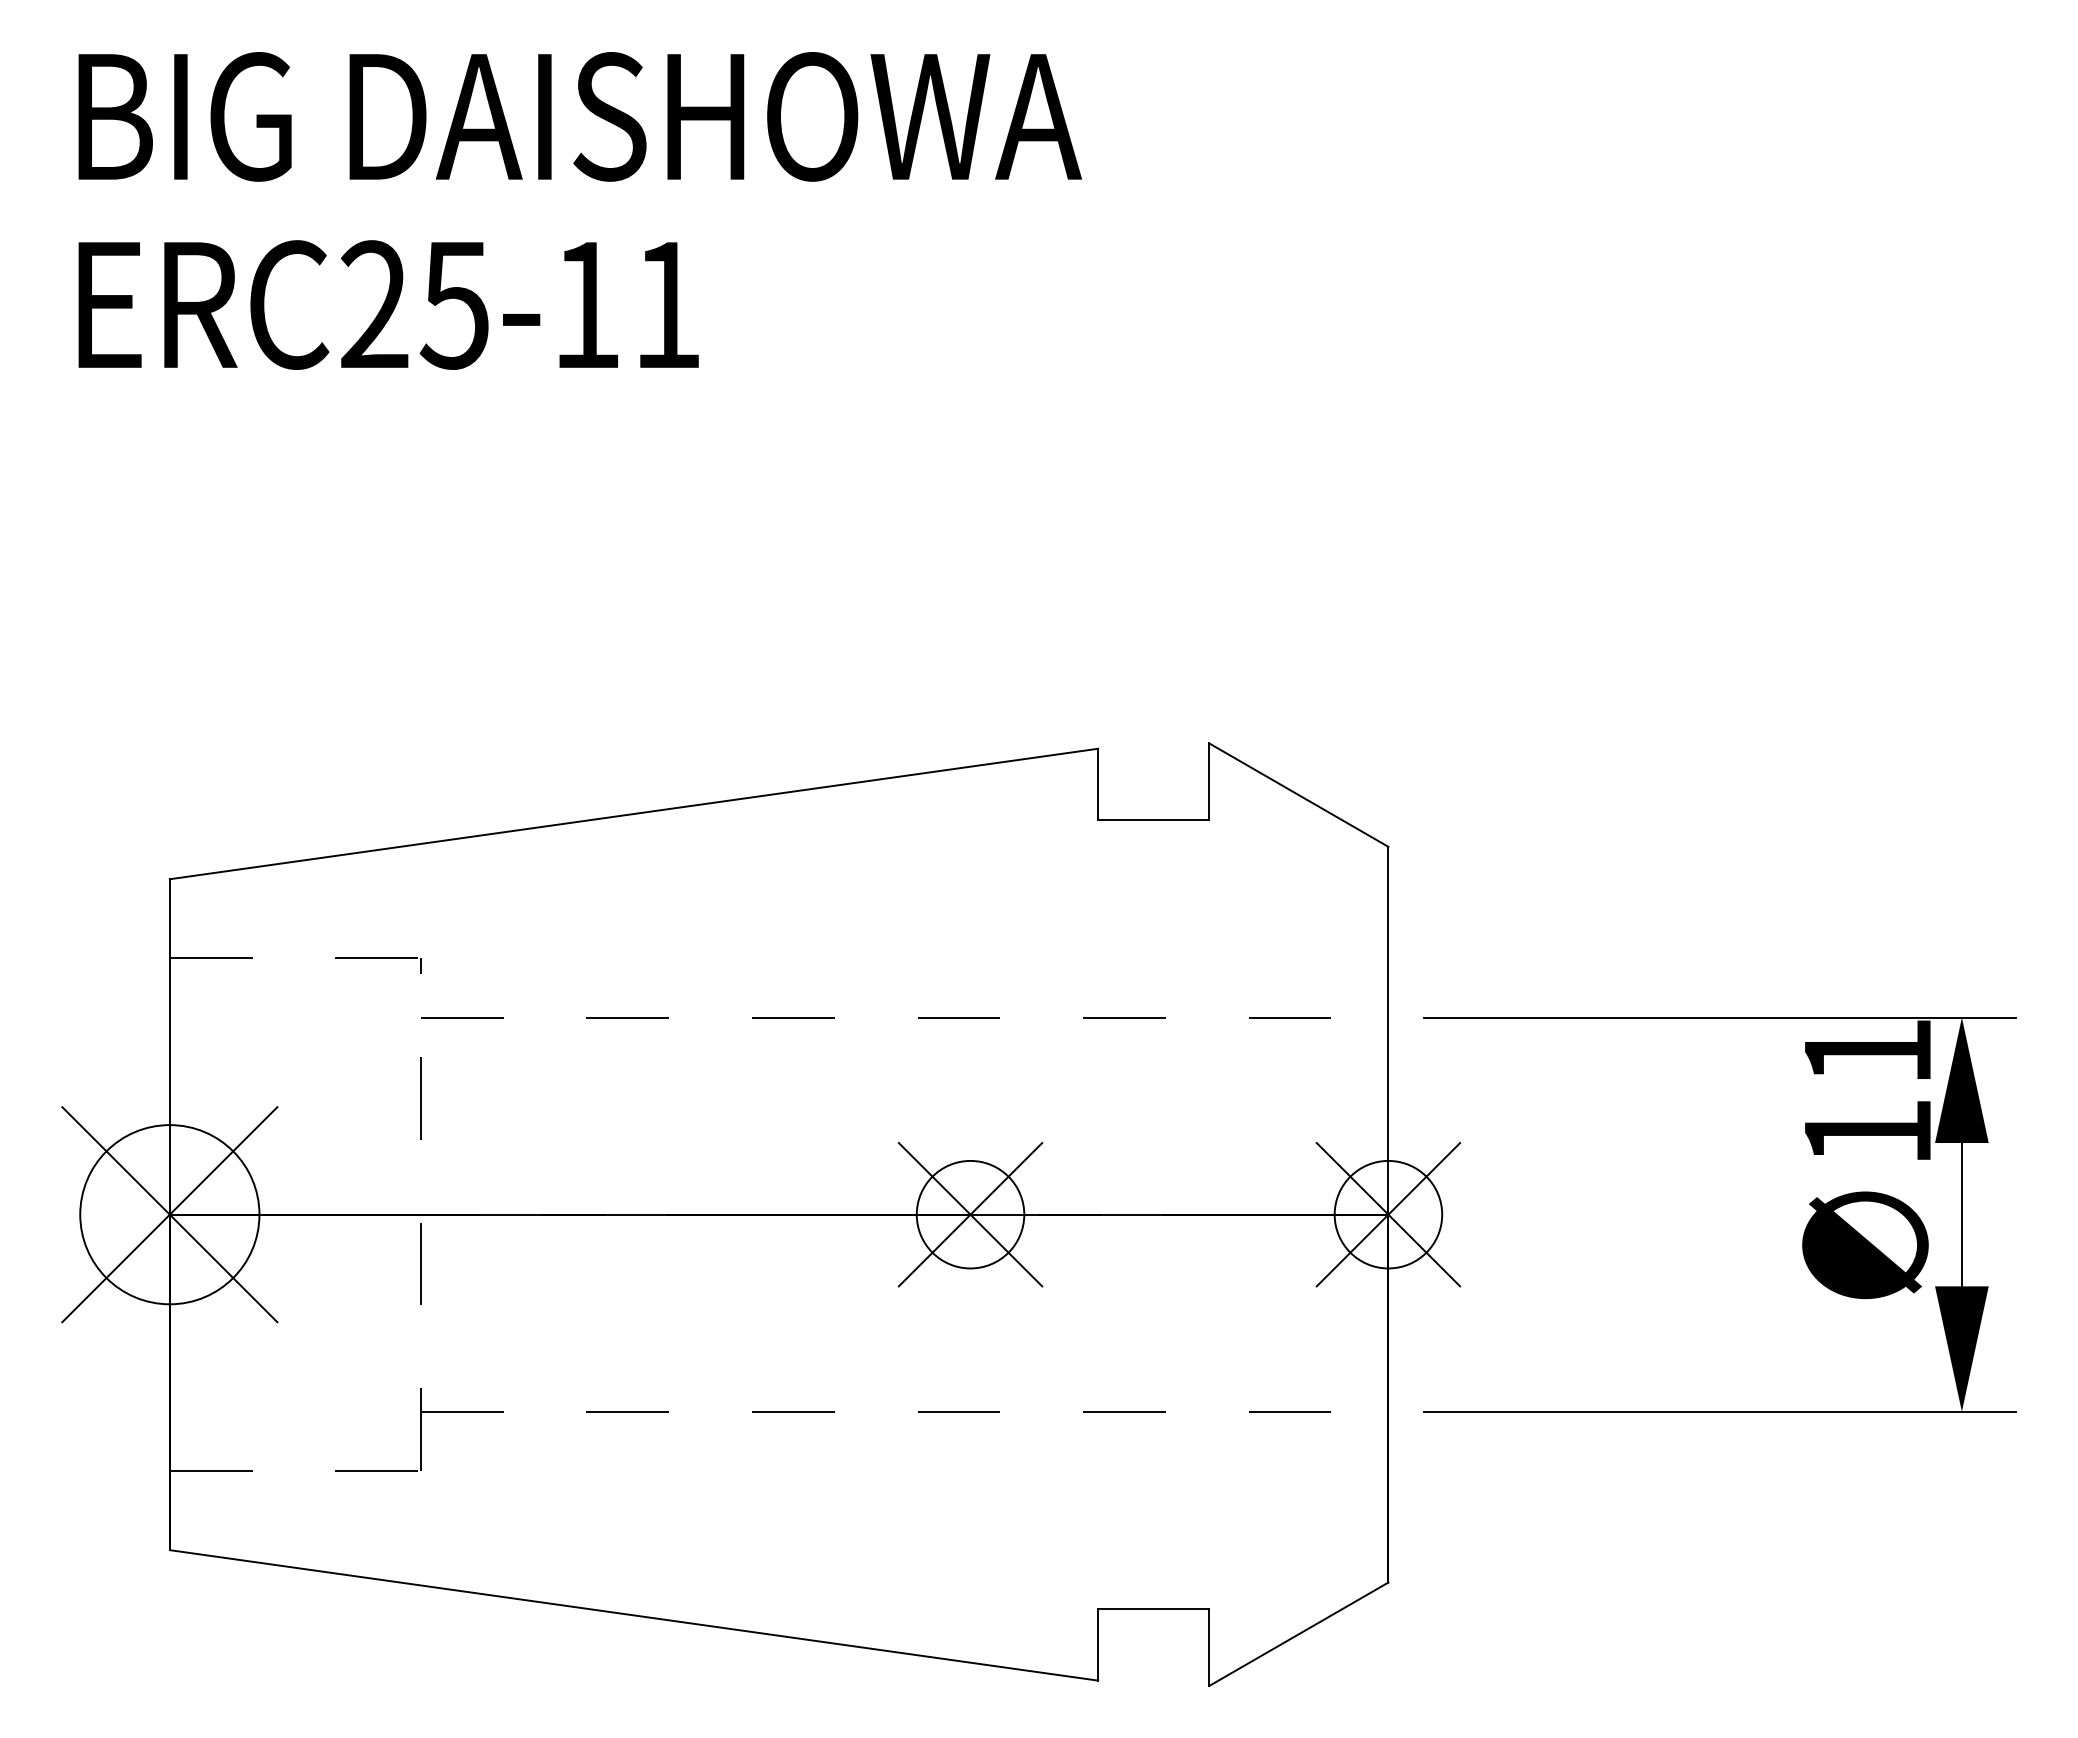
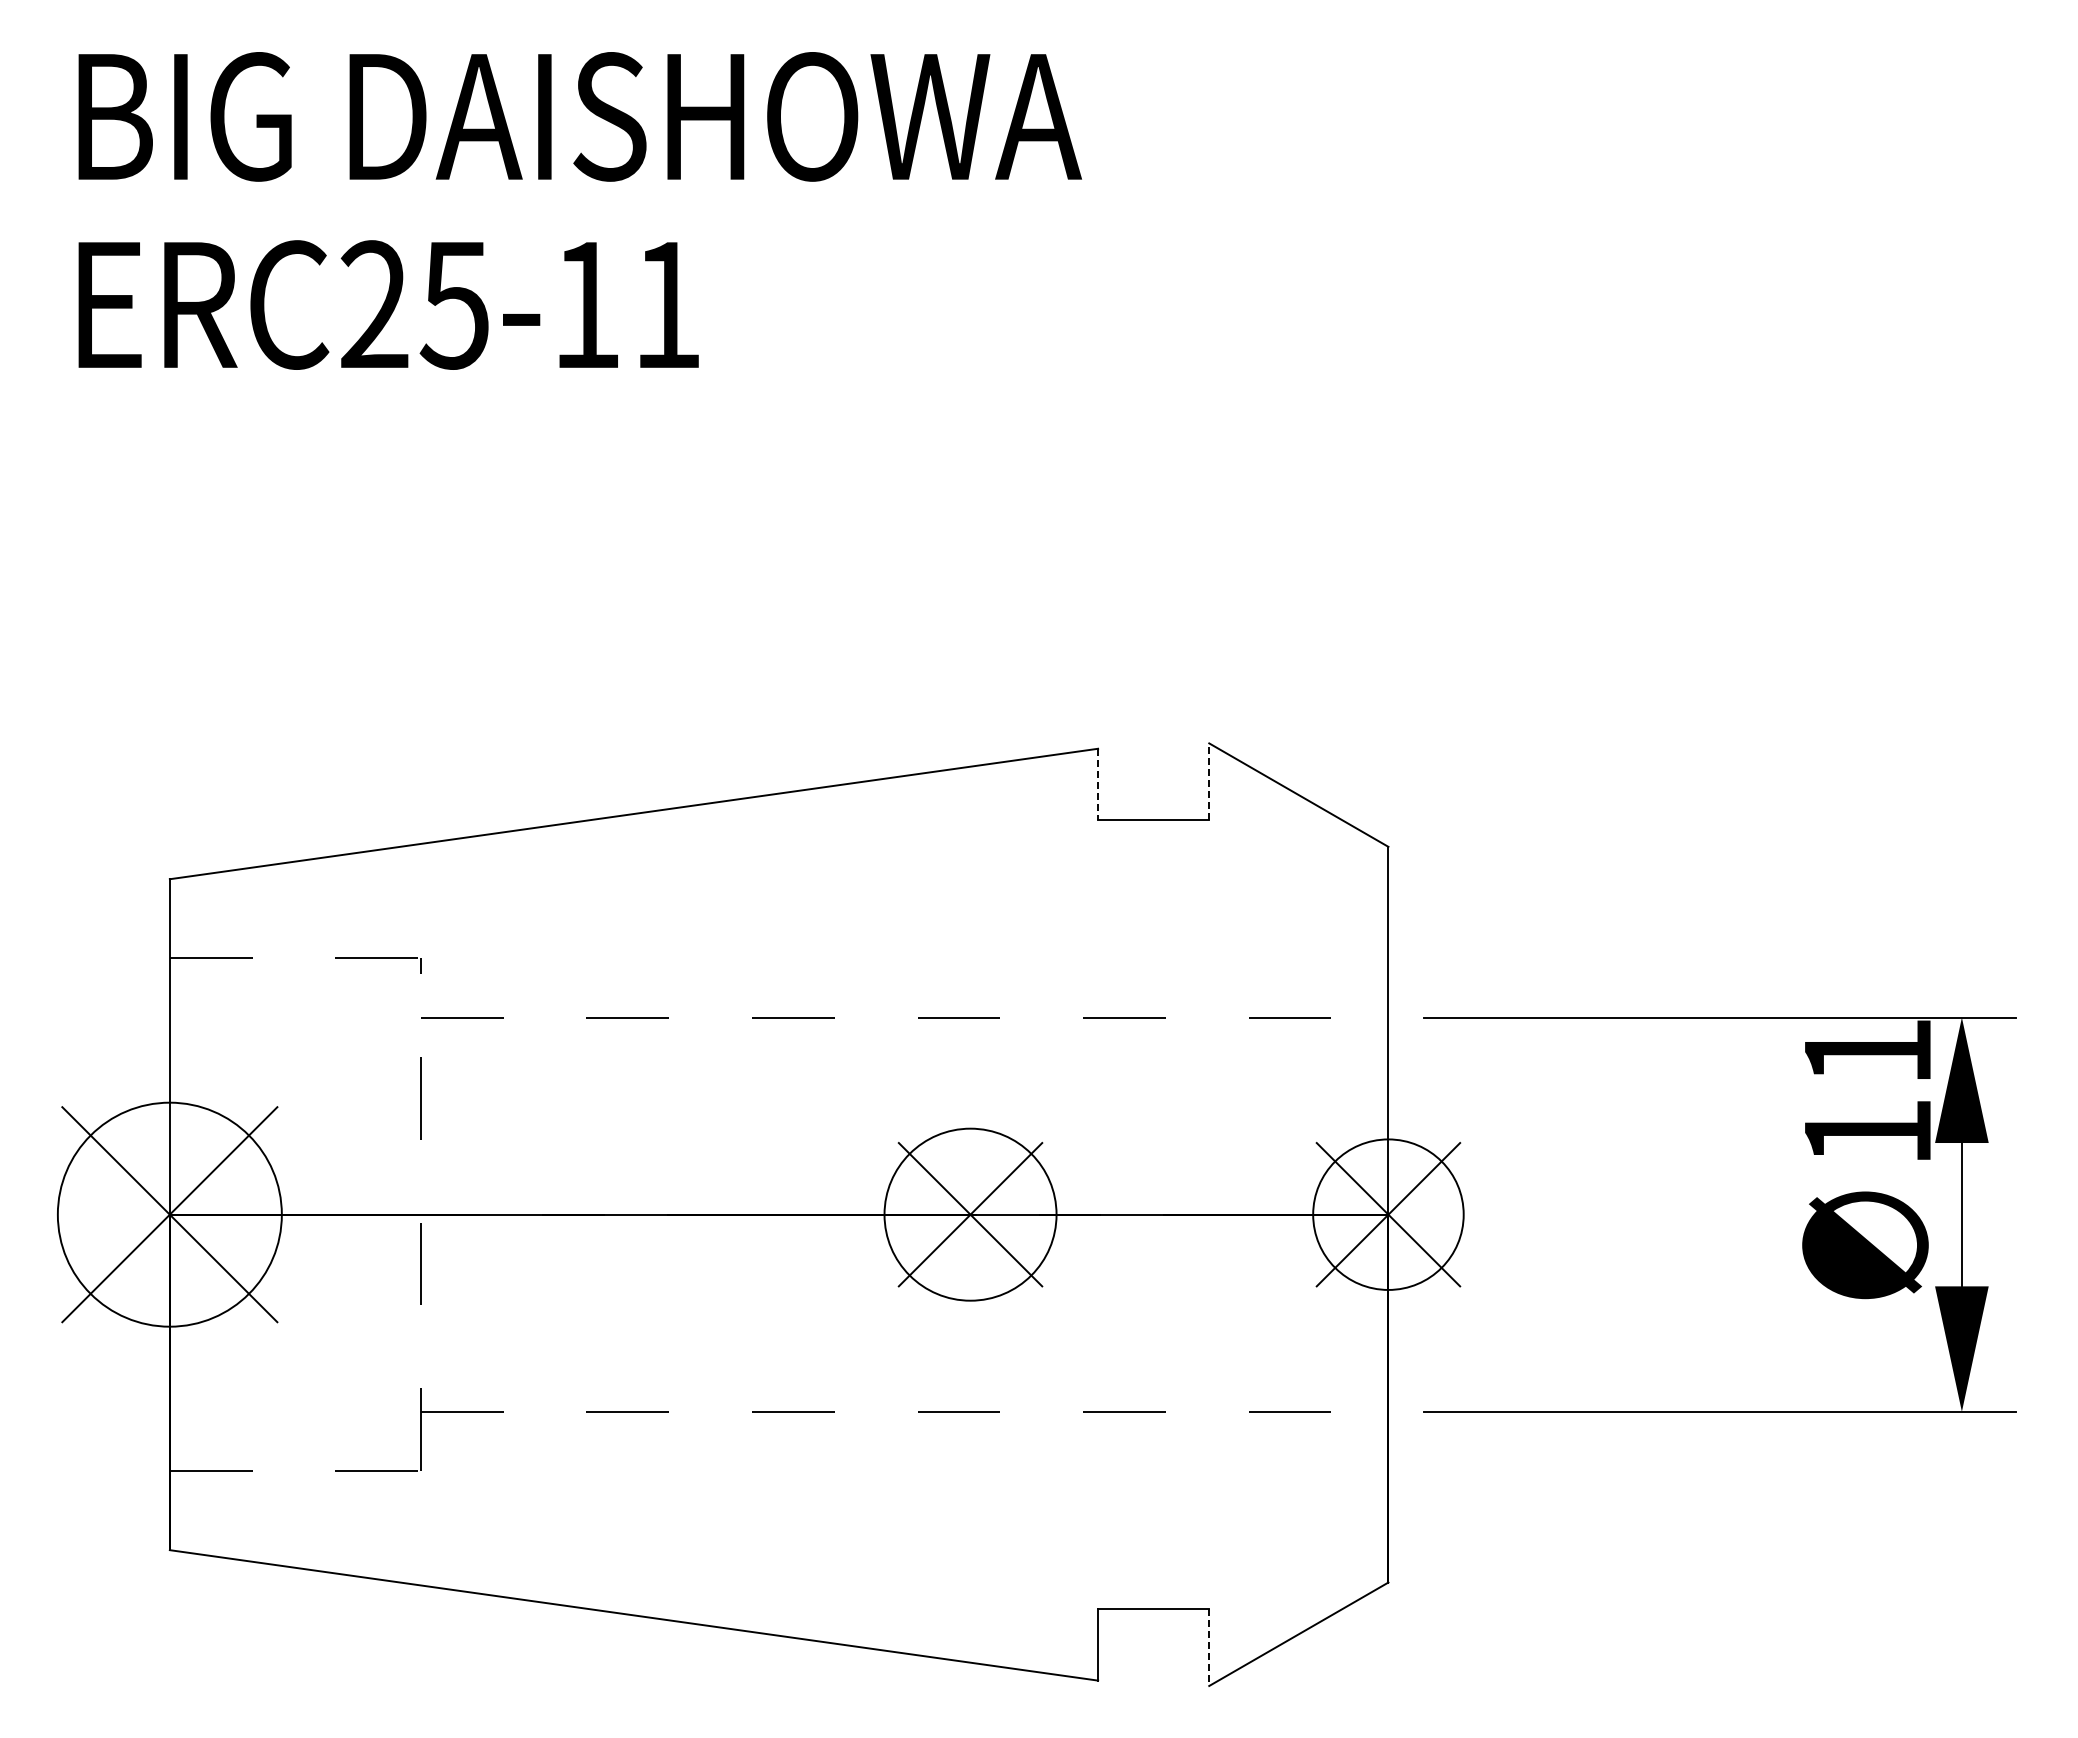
line: solid -> dashed (1209, 781)
line: solid -> dashed (1098, 784)
circle diameter: 179 px -> 224 px (169, 1214)
circle diameter: 108 px -> 172 px (970, 1214)
circle diameter: 108 px -> 151 px (1388, 1214)
line: solid -> dashed (1209, 1647)
